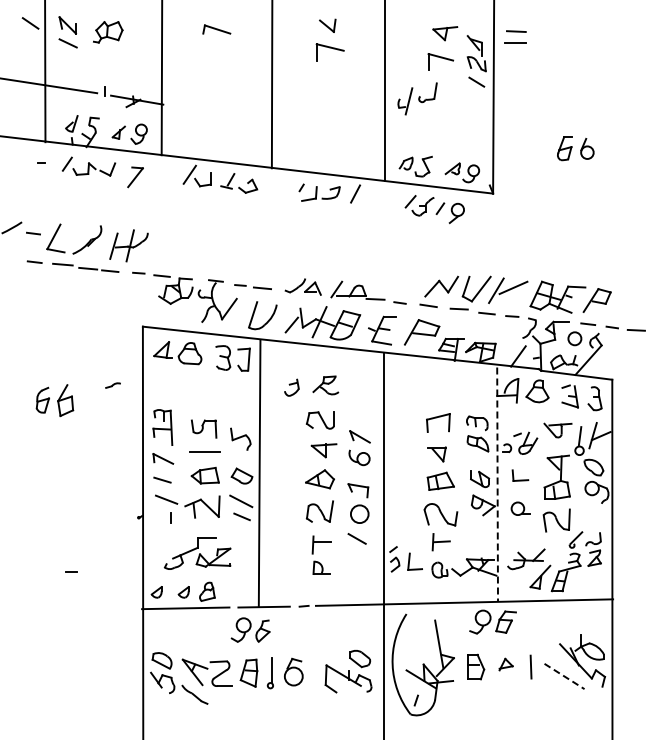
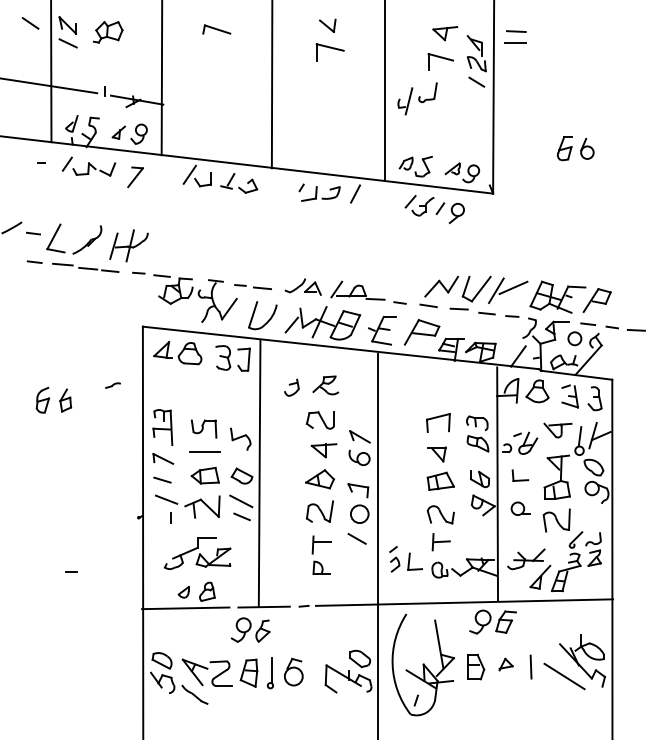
line position: (45, 72) -> (51, 72) (51, 72)
part size: 18x34 px -> 14x25 px (65, 400)
line: dashed -> solid (497, 484)
part size: 36x24 px -> 29x20 px (440, 514)
line position: (384, 544) -> (378, 544) (378, 544)
part: present -> none (156, 592)
line: dashed -> solid (564, 676)
